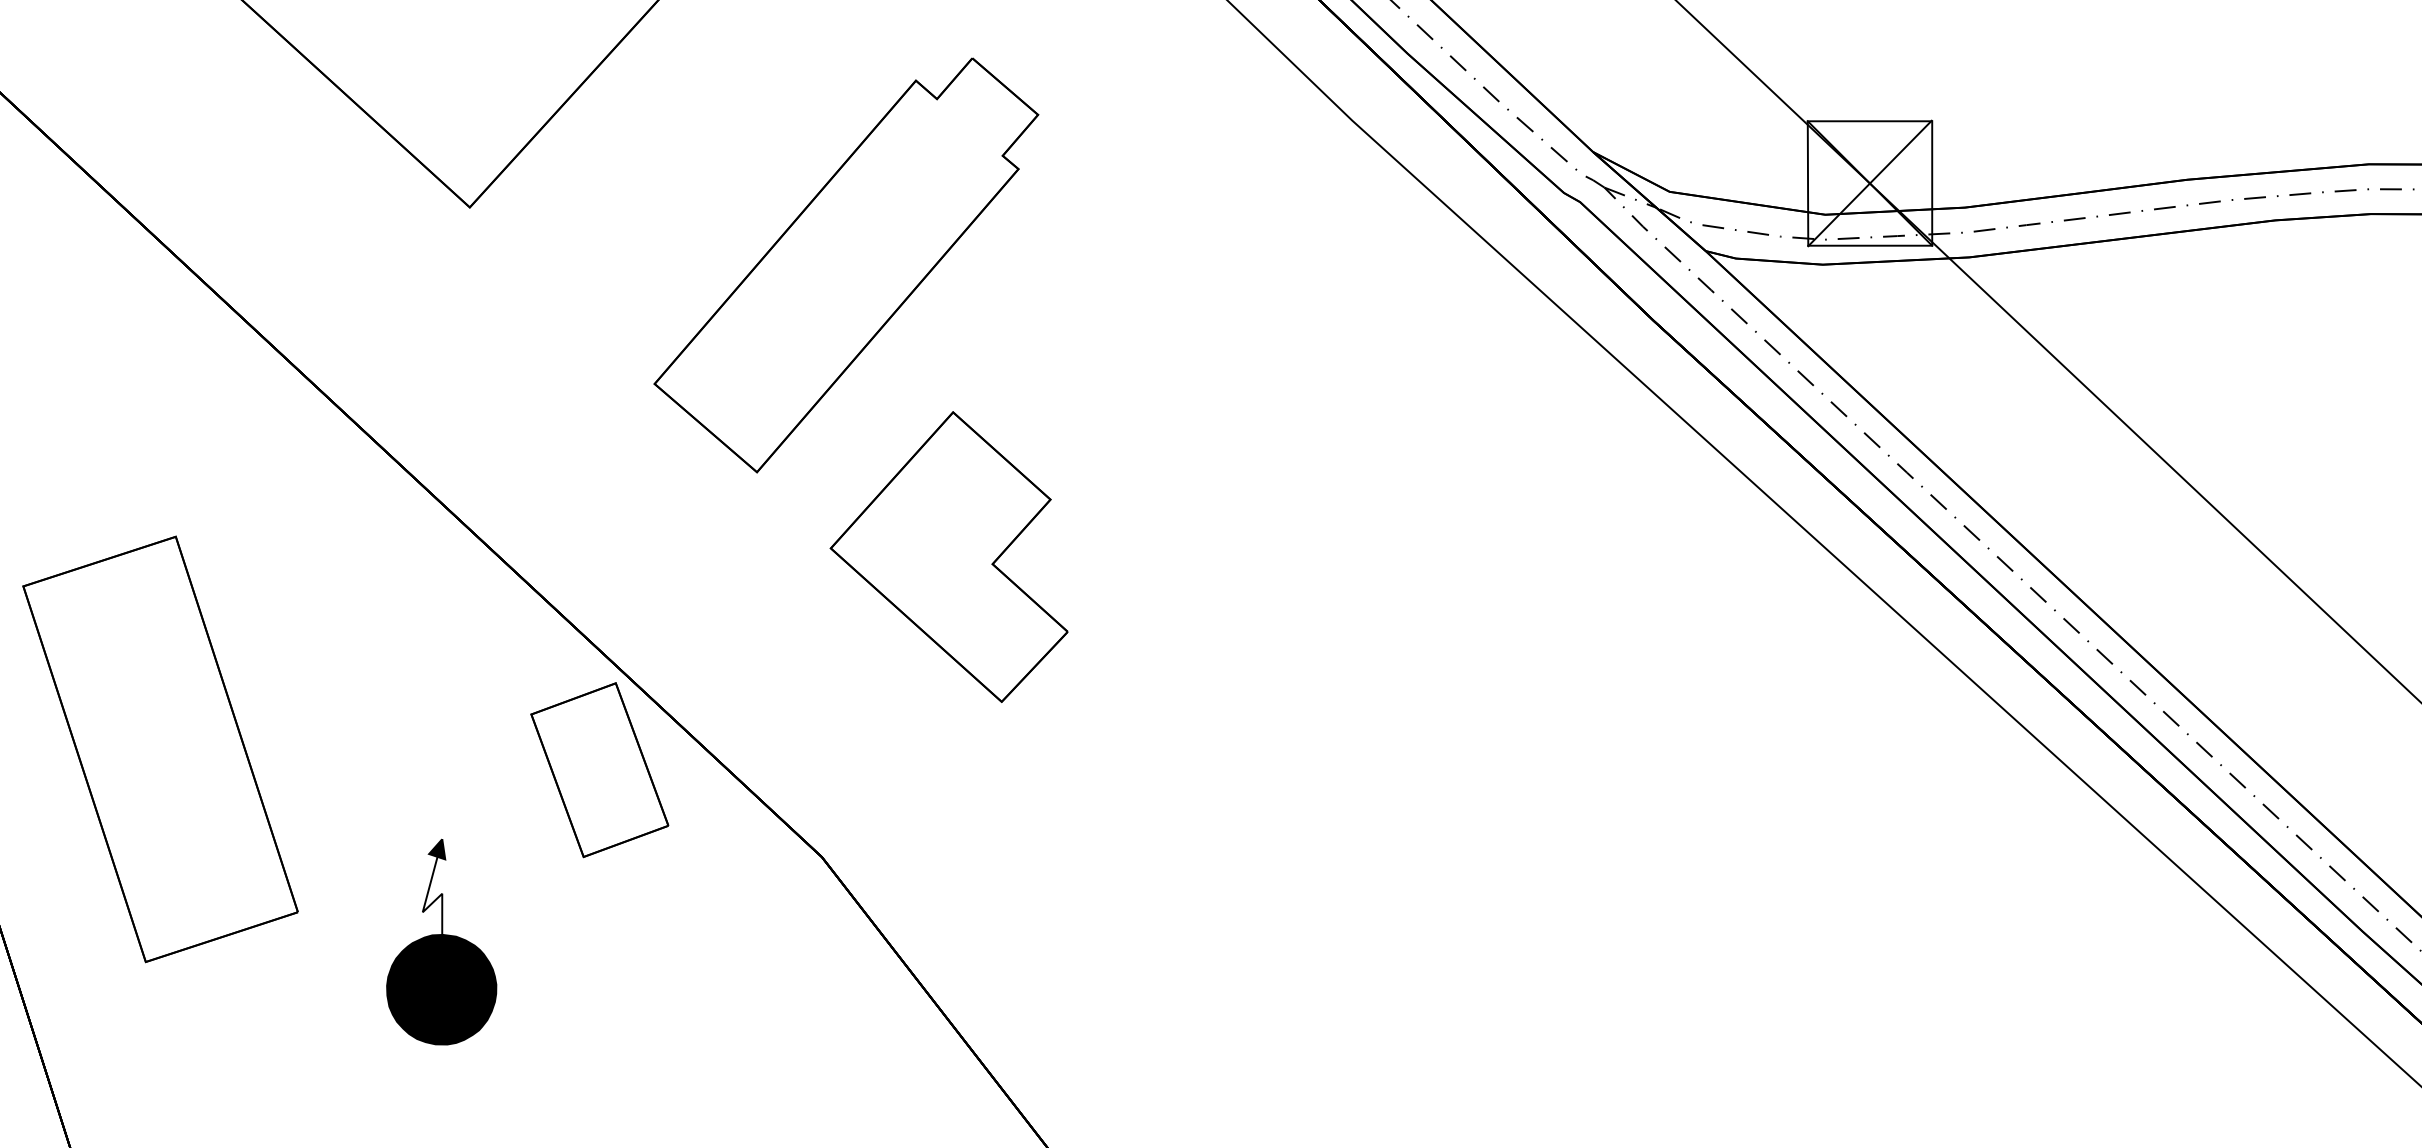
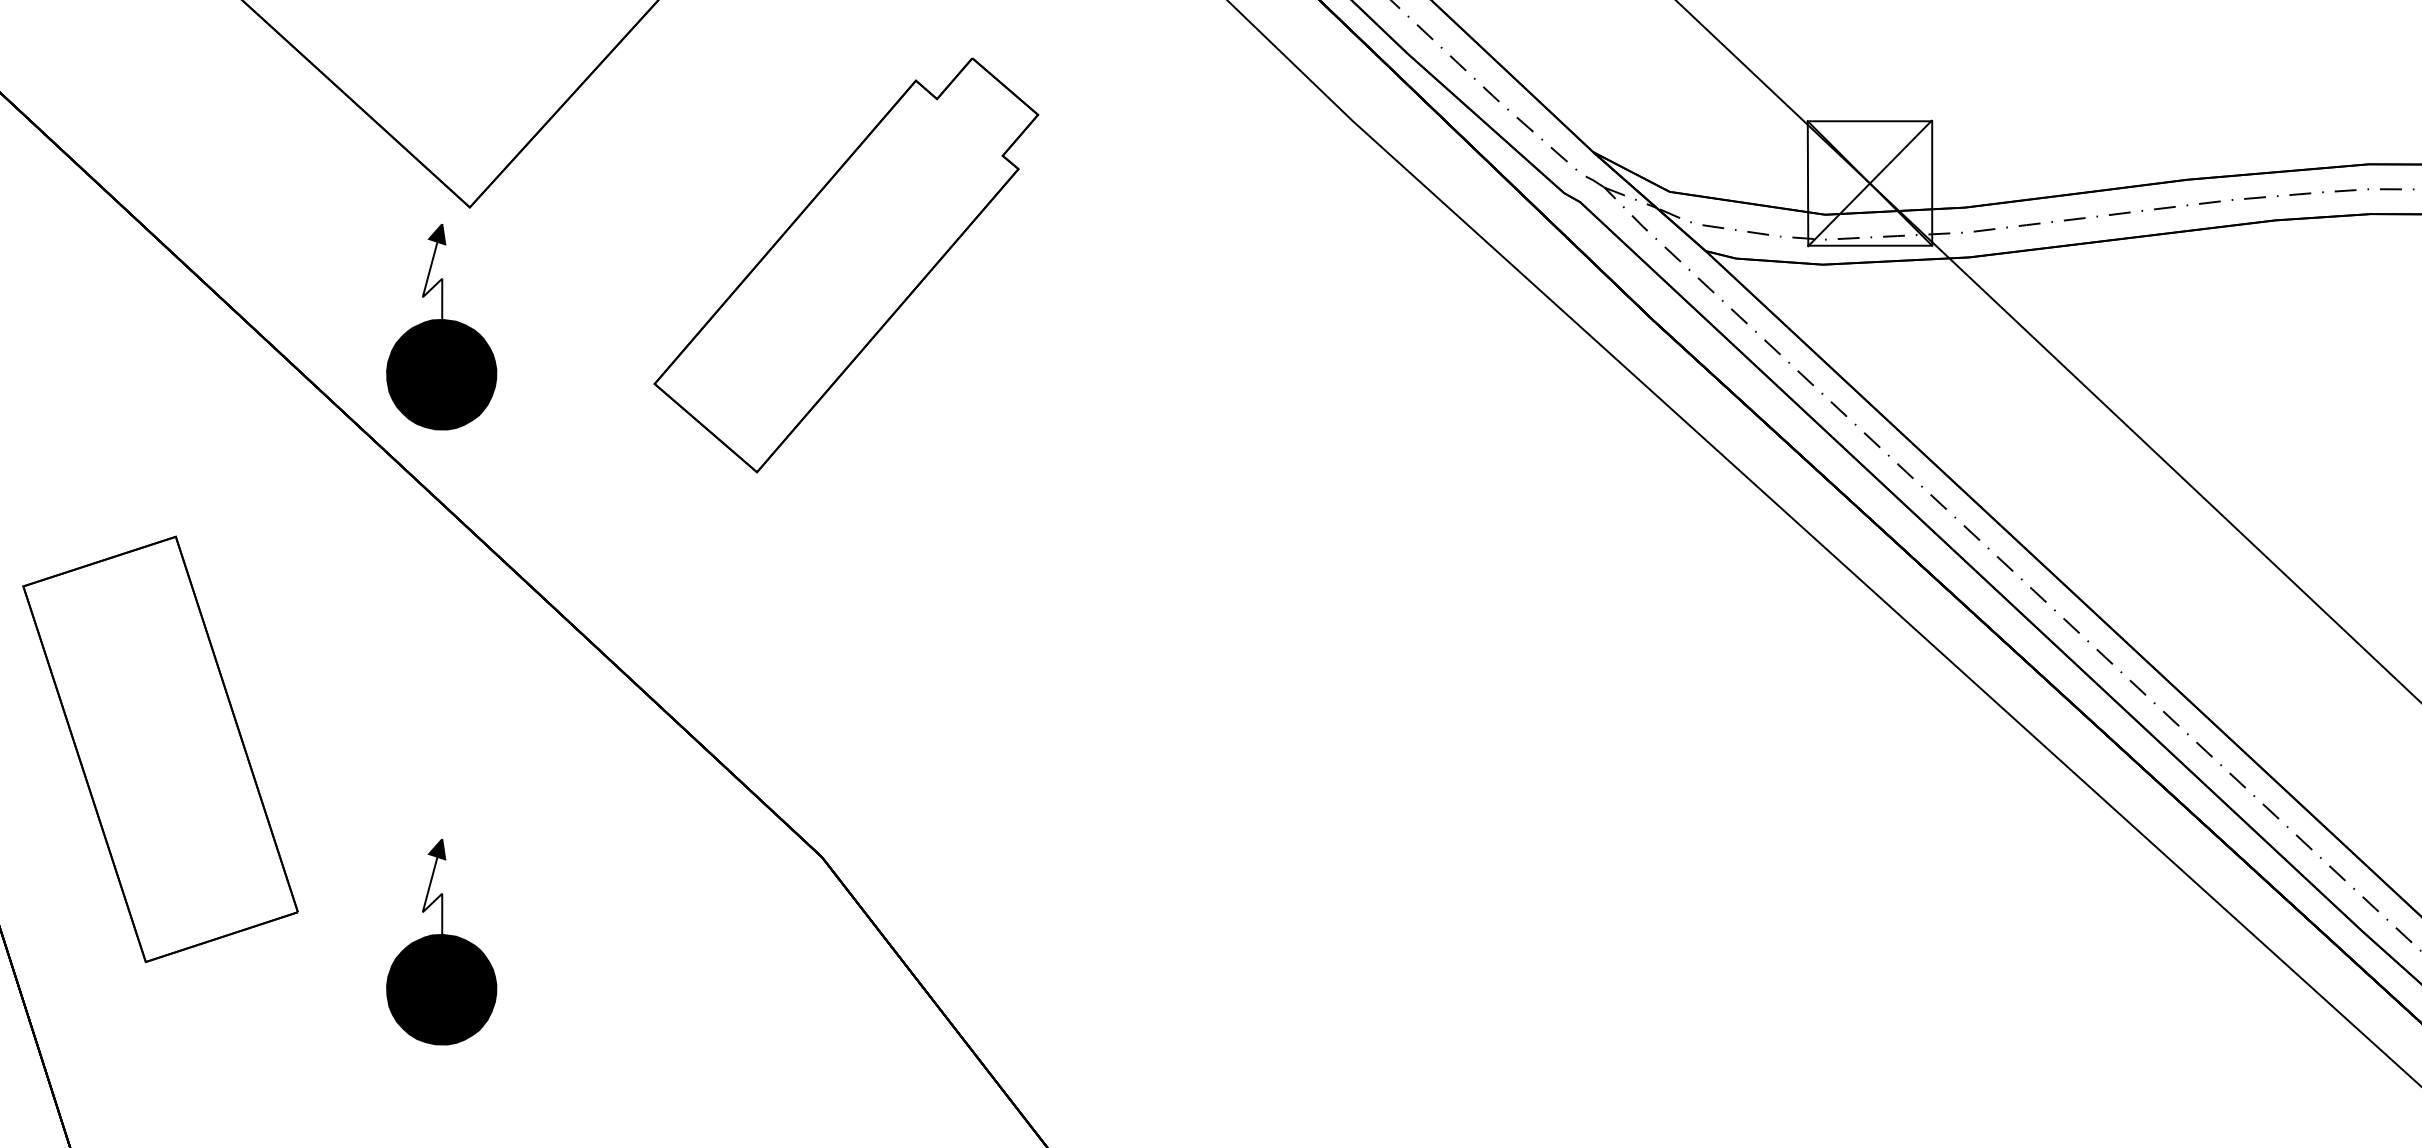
part: none -> present (441, 326)
part: present -> none (948, 556)
part: present -> none (599, 770)
